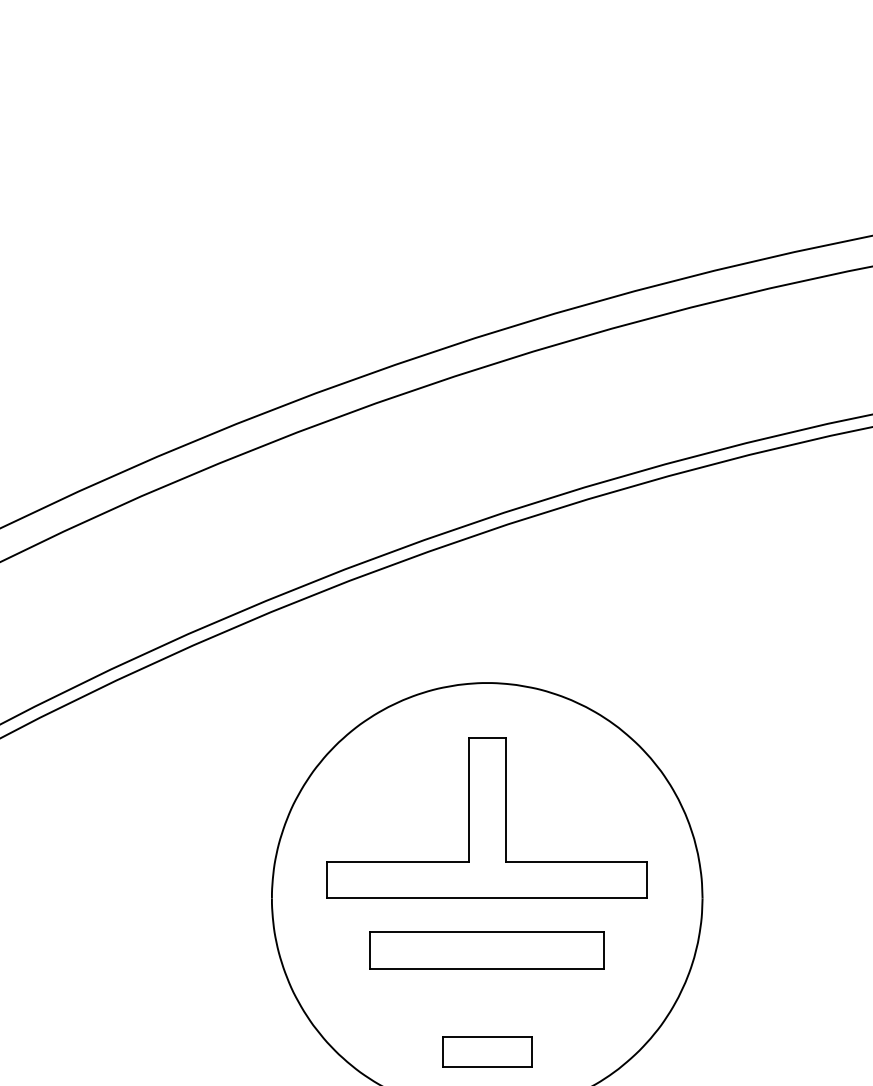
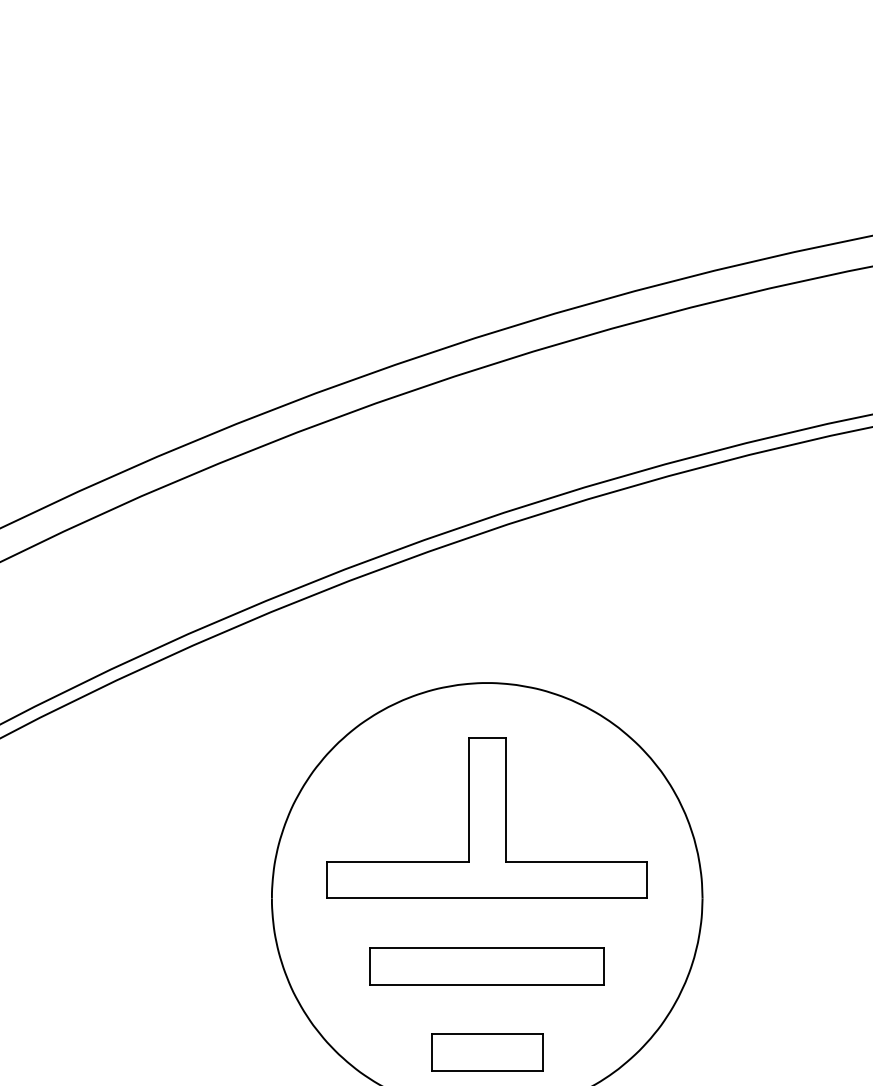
part position: (486, 950) -> (486, 966) (486, 966)
part size: 91x32 px -> 113x39 px (487, 1052)
